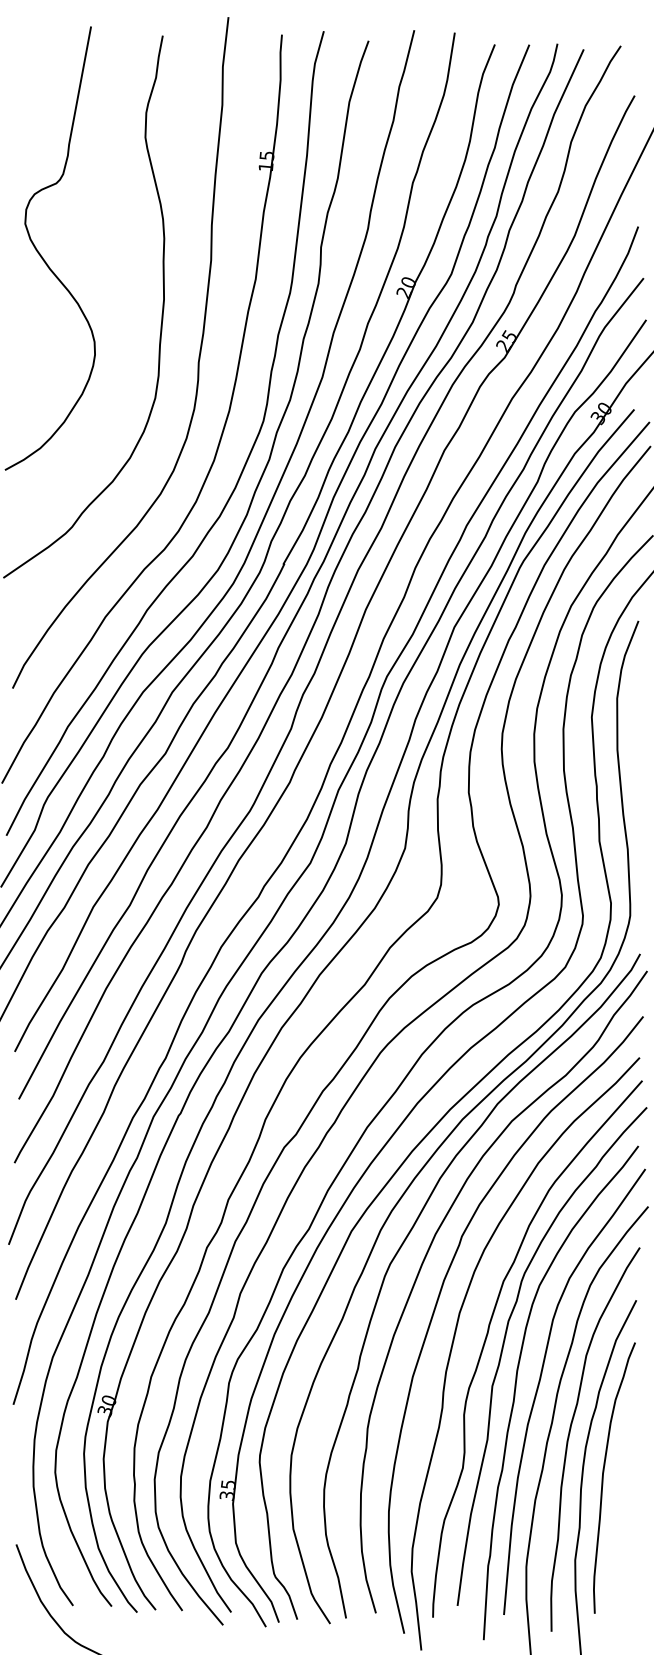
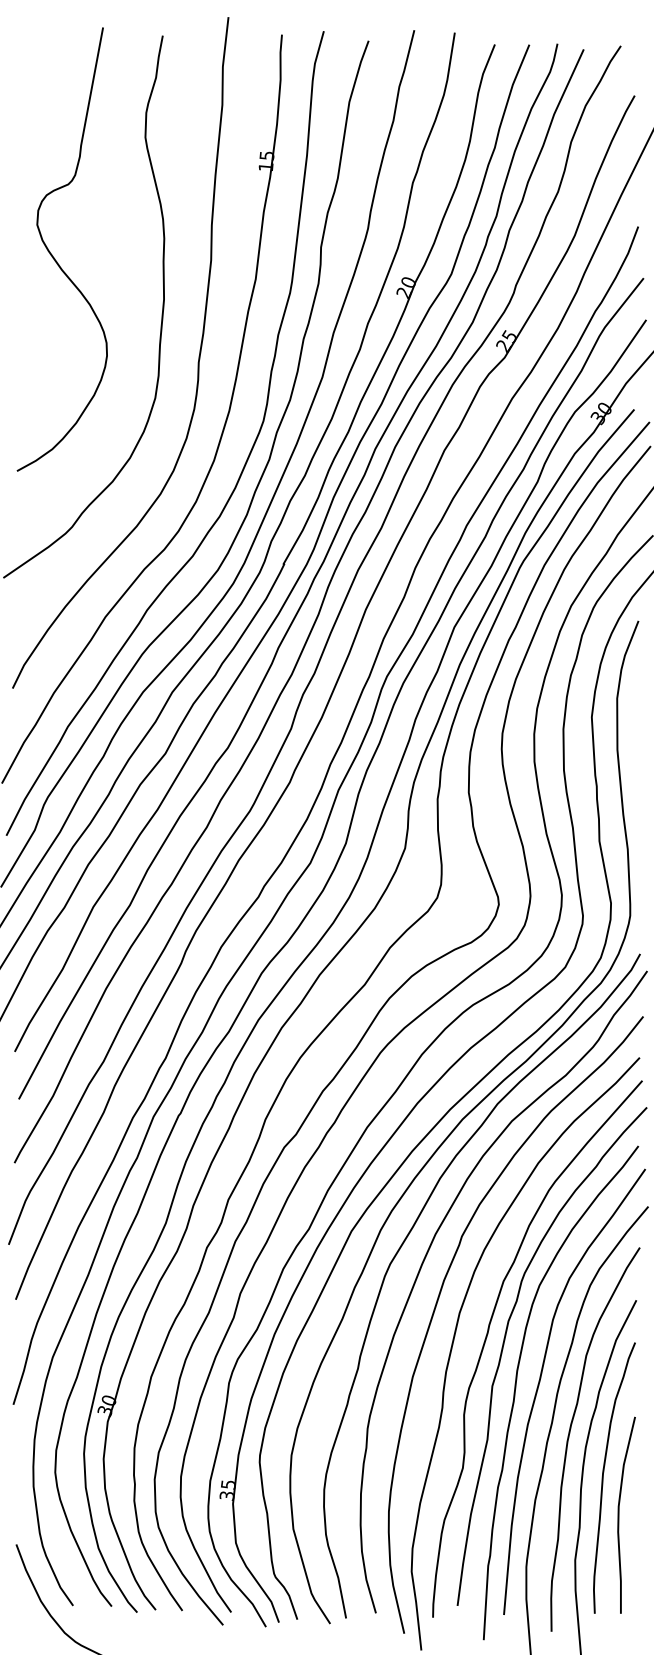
curve position: (40, 253) -> (52, 254) (52, 254)
curve: none -> present (619, 1514)
